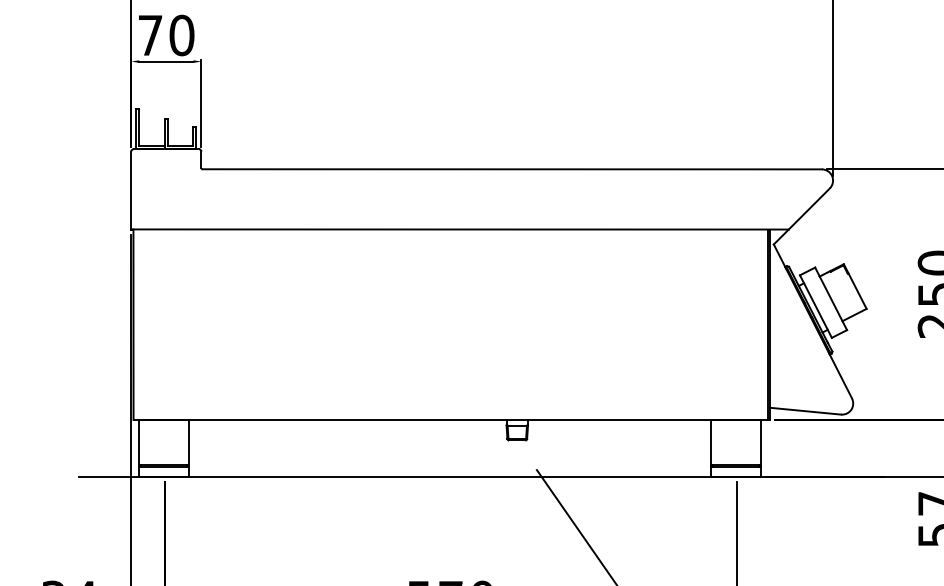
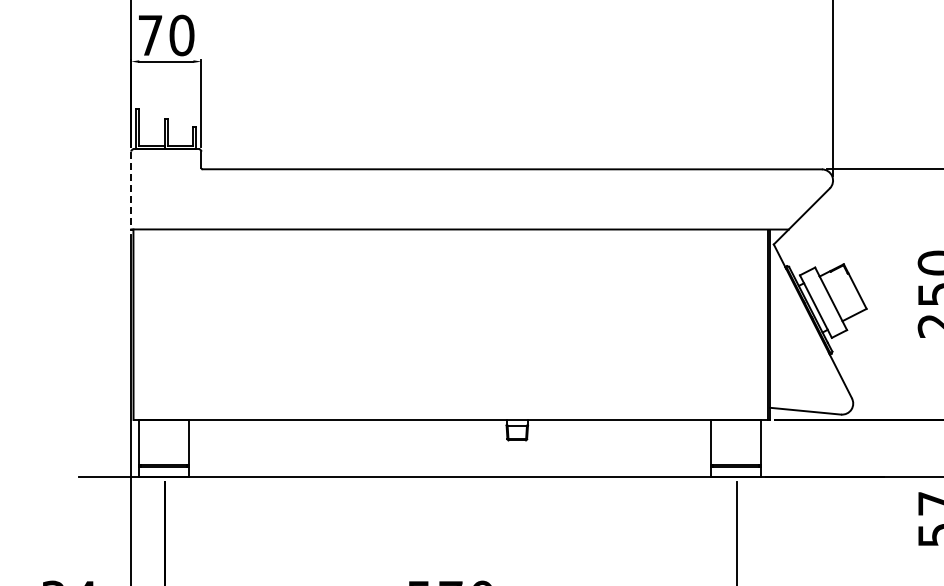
line: solid -> dashed (131, 190)
line: present -> none (575, 526)
